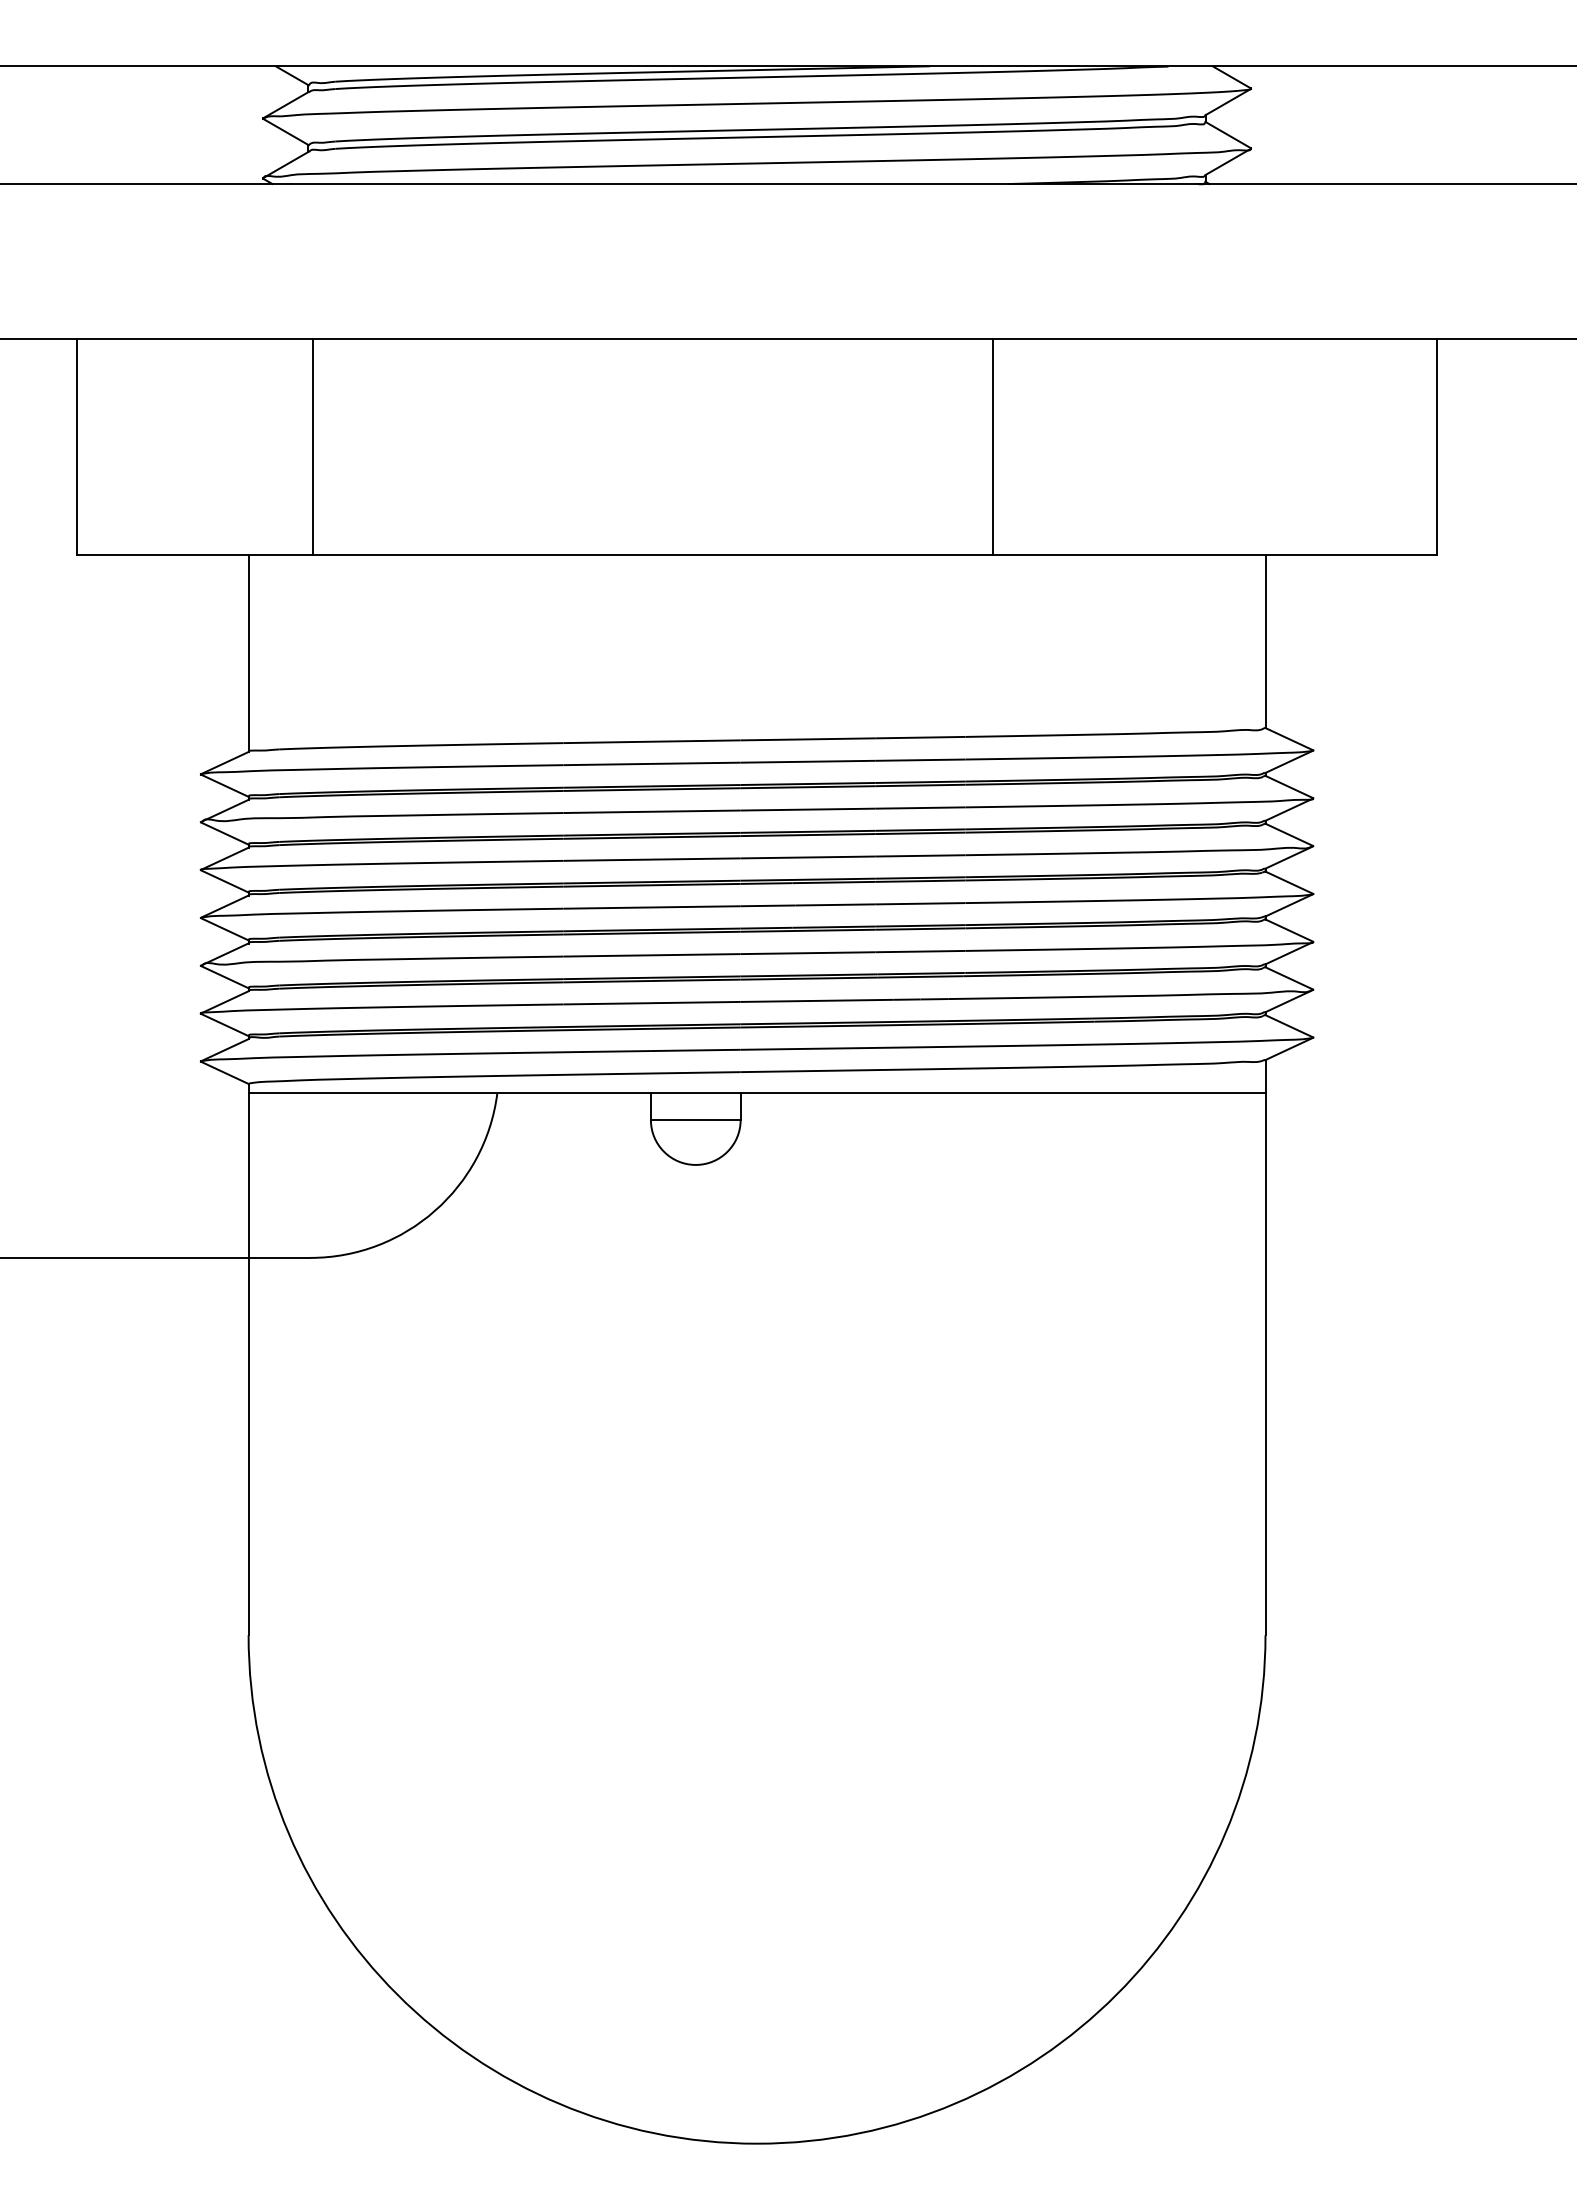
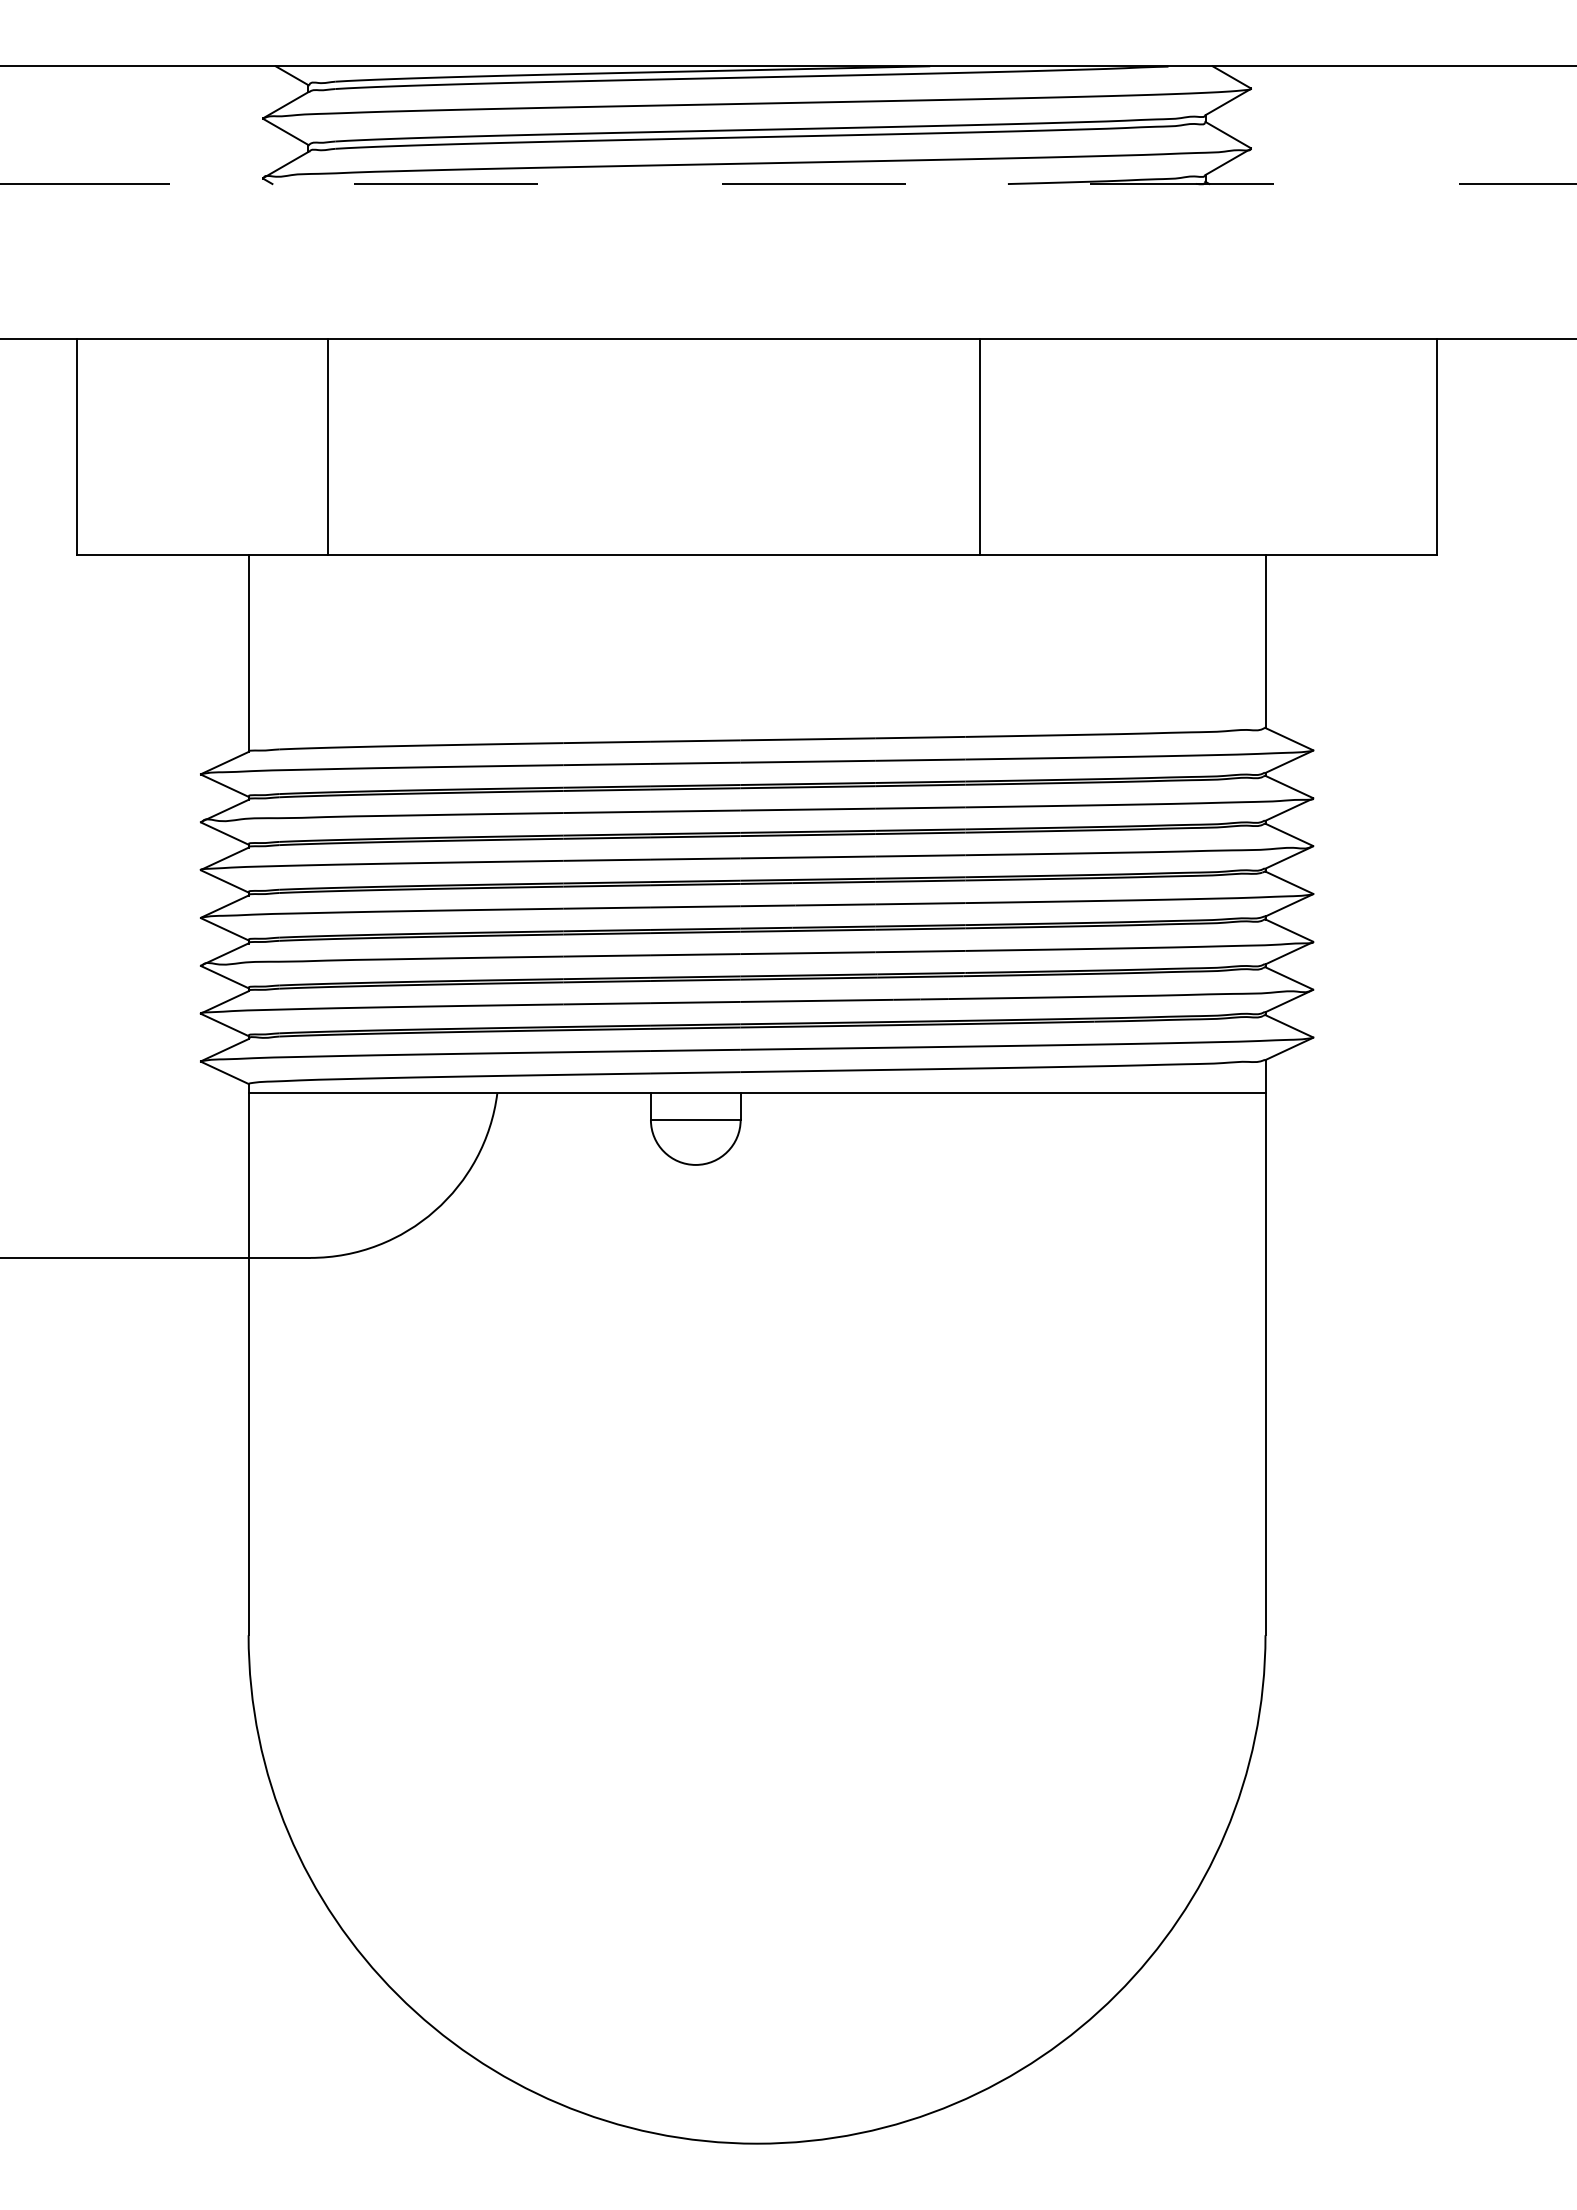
line: solid -> dashed (789, 184)
line position: (313, 446) -> (328, 446) (328, 446)
line position: (993, 446) -> (980, 446) (980, 446)
